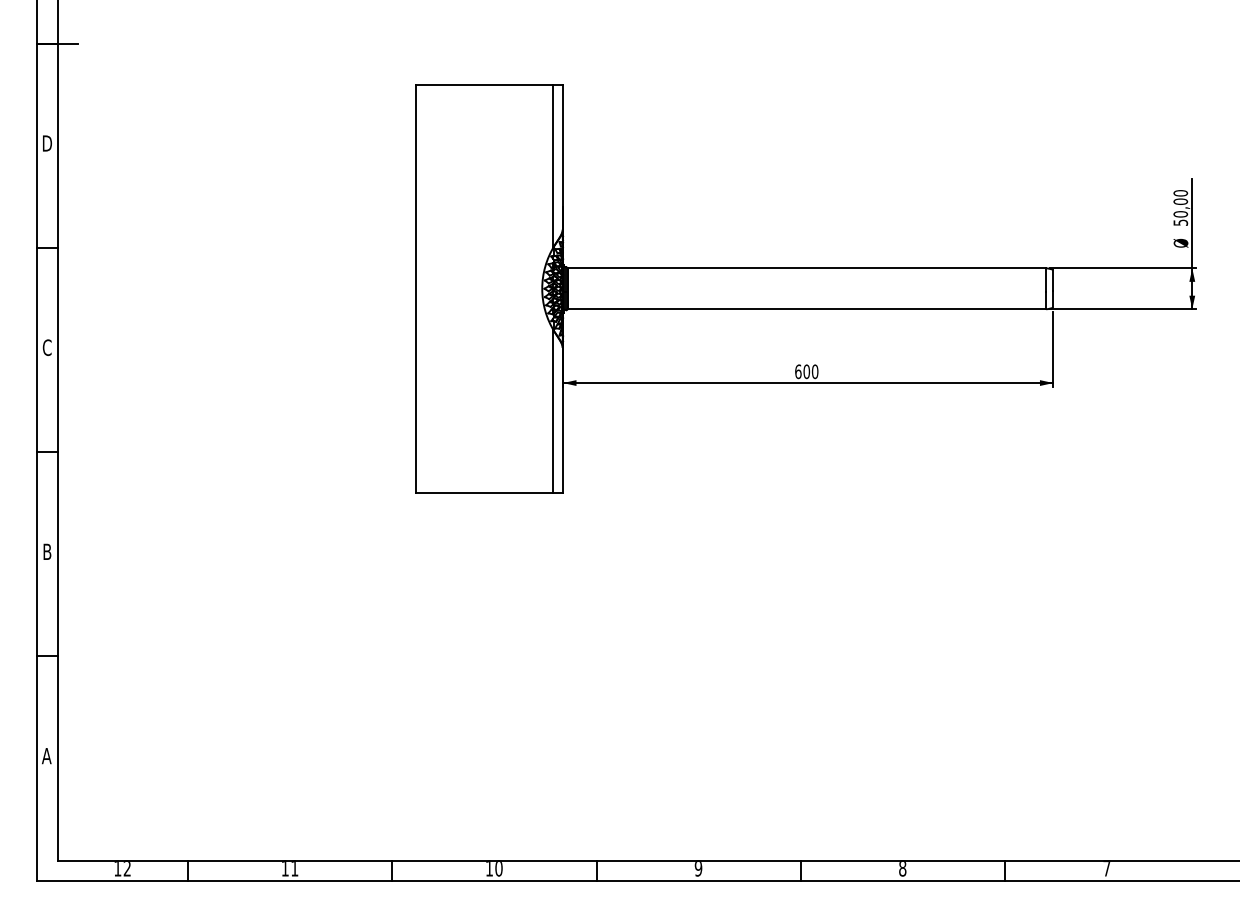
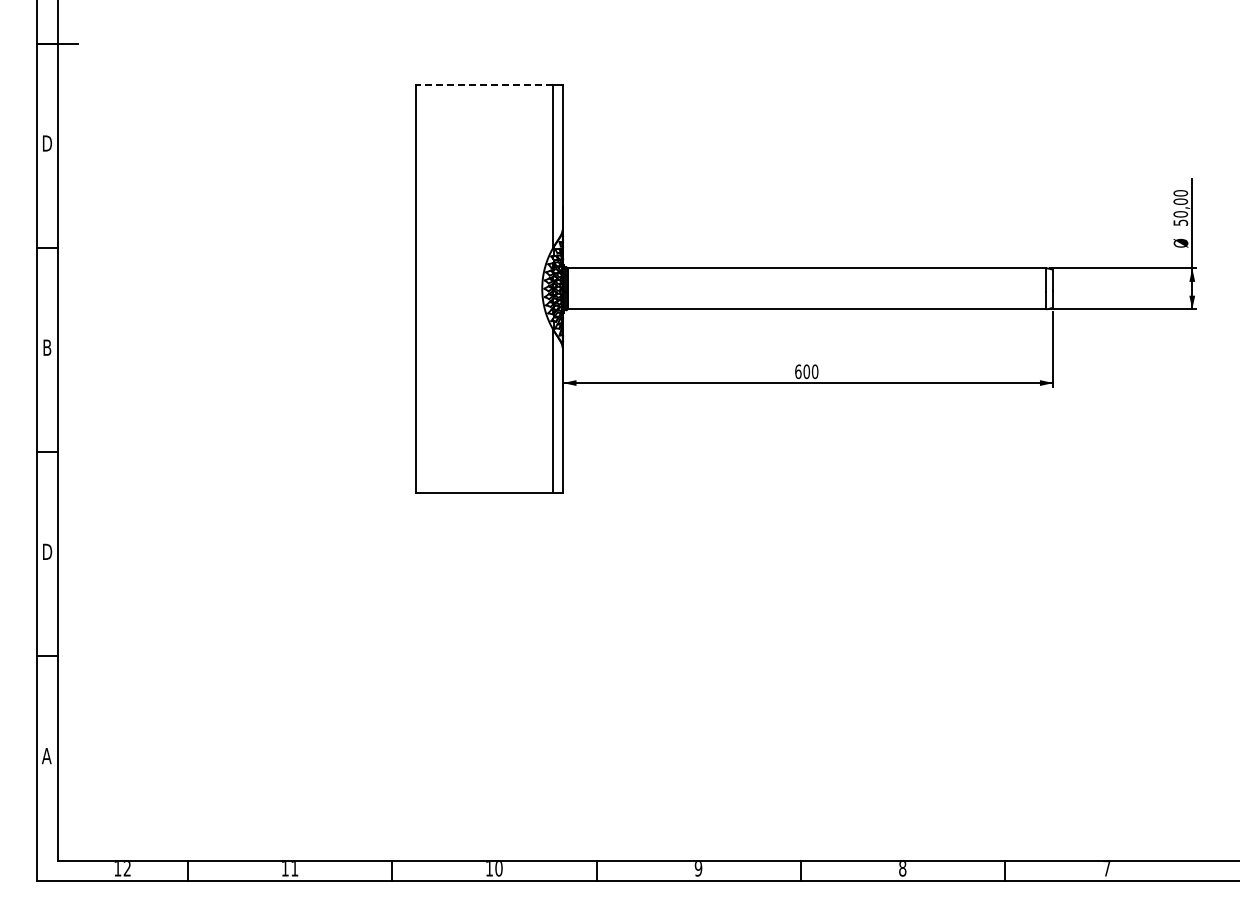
line: solid -> dashed (484, 84)
text: C -> B (46, 347)
text: B -> D (47, 551)
